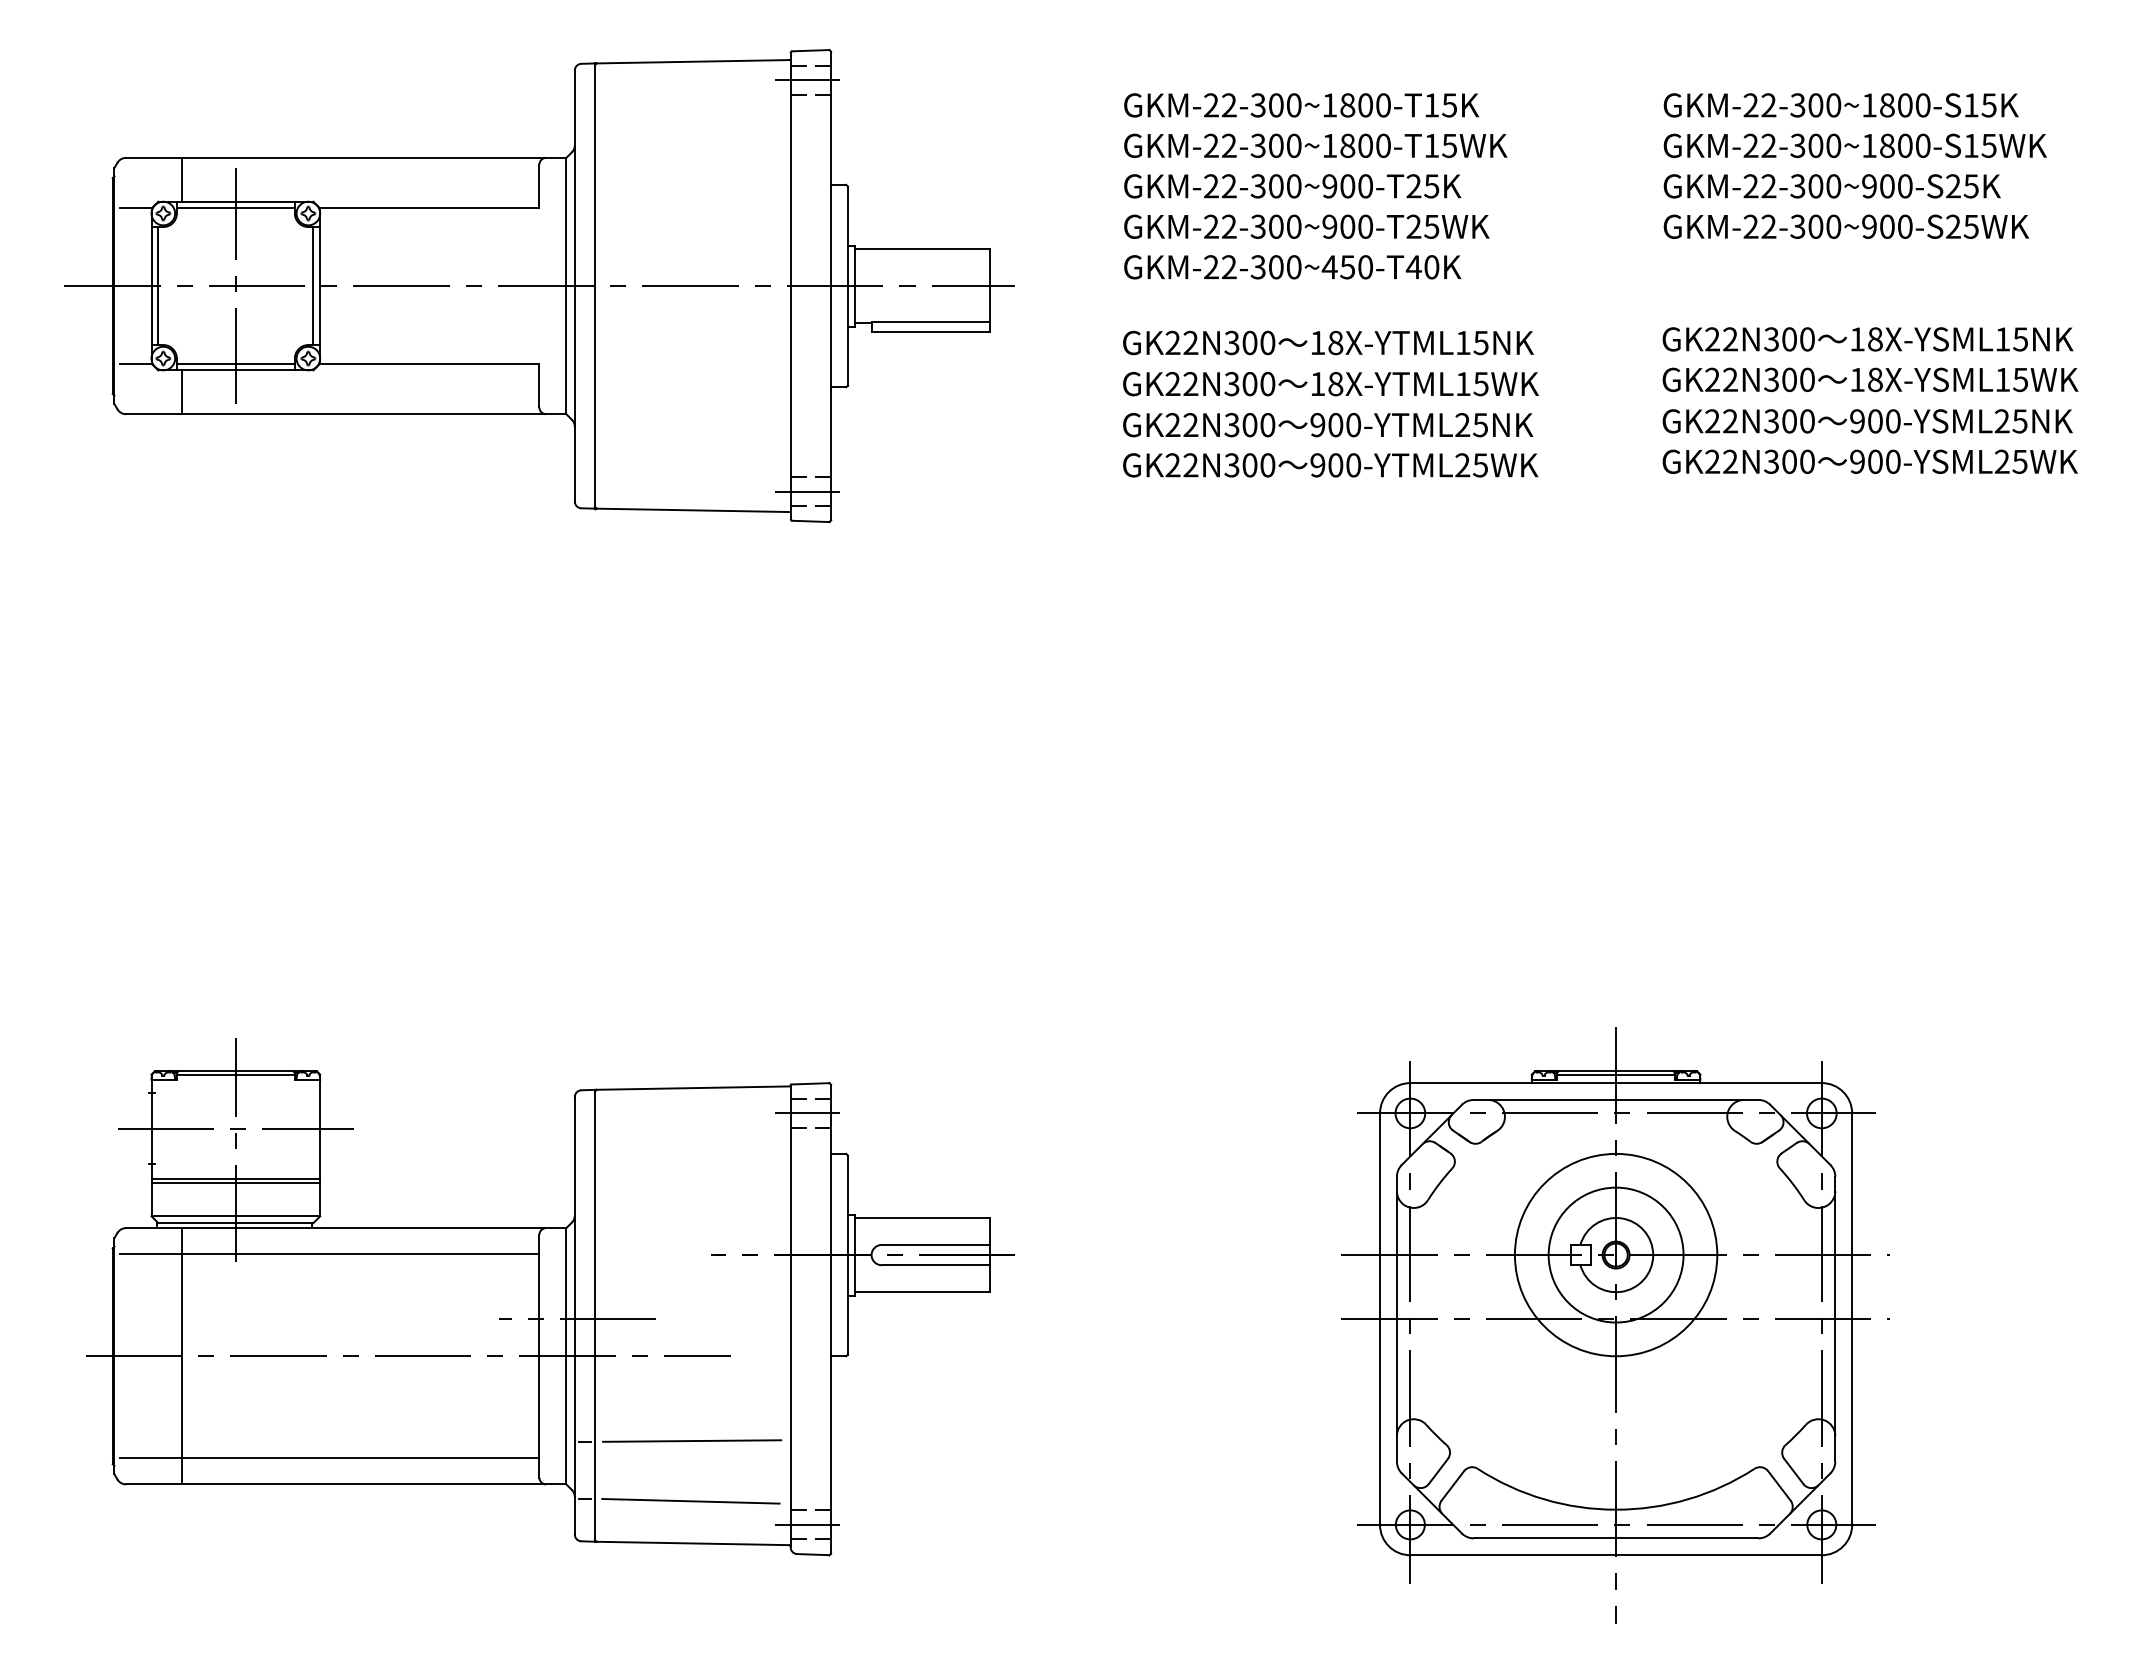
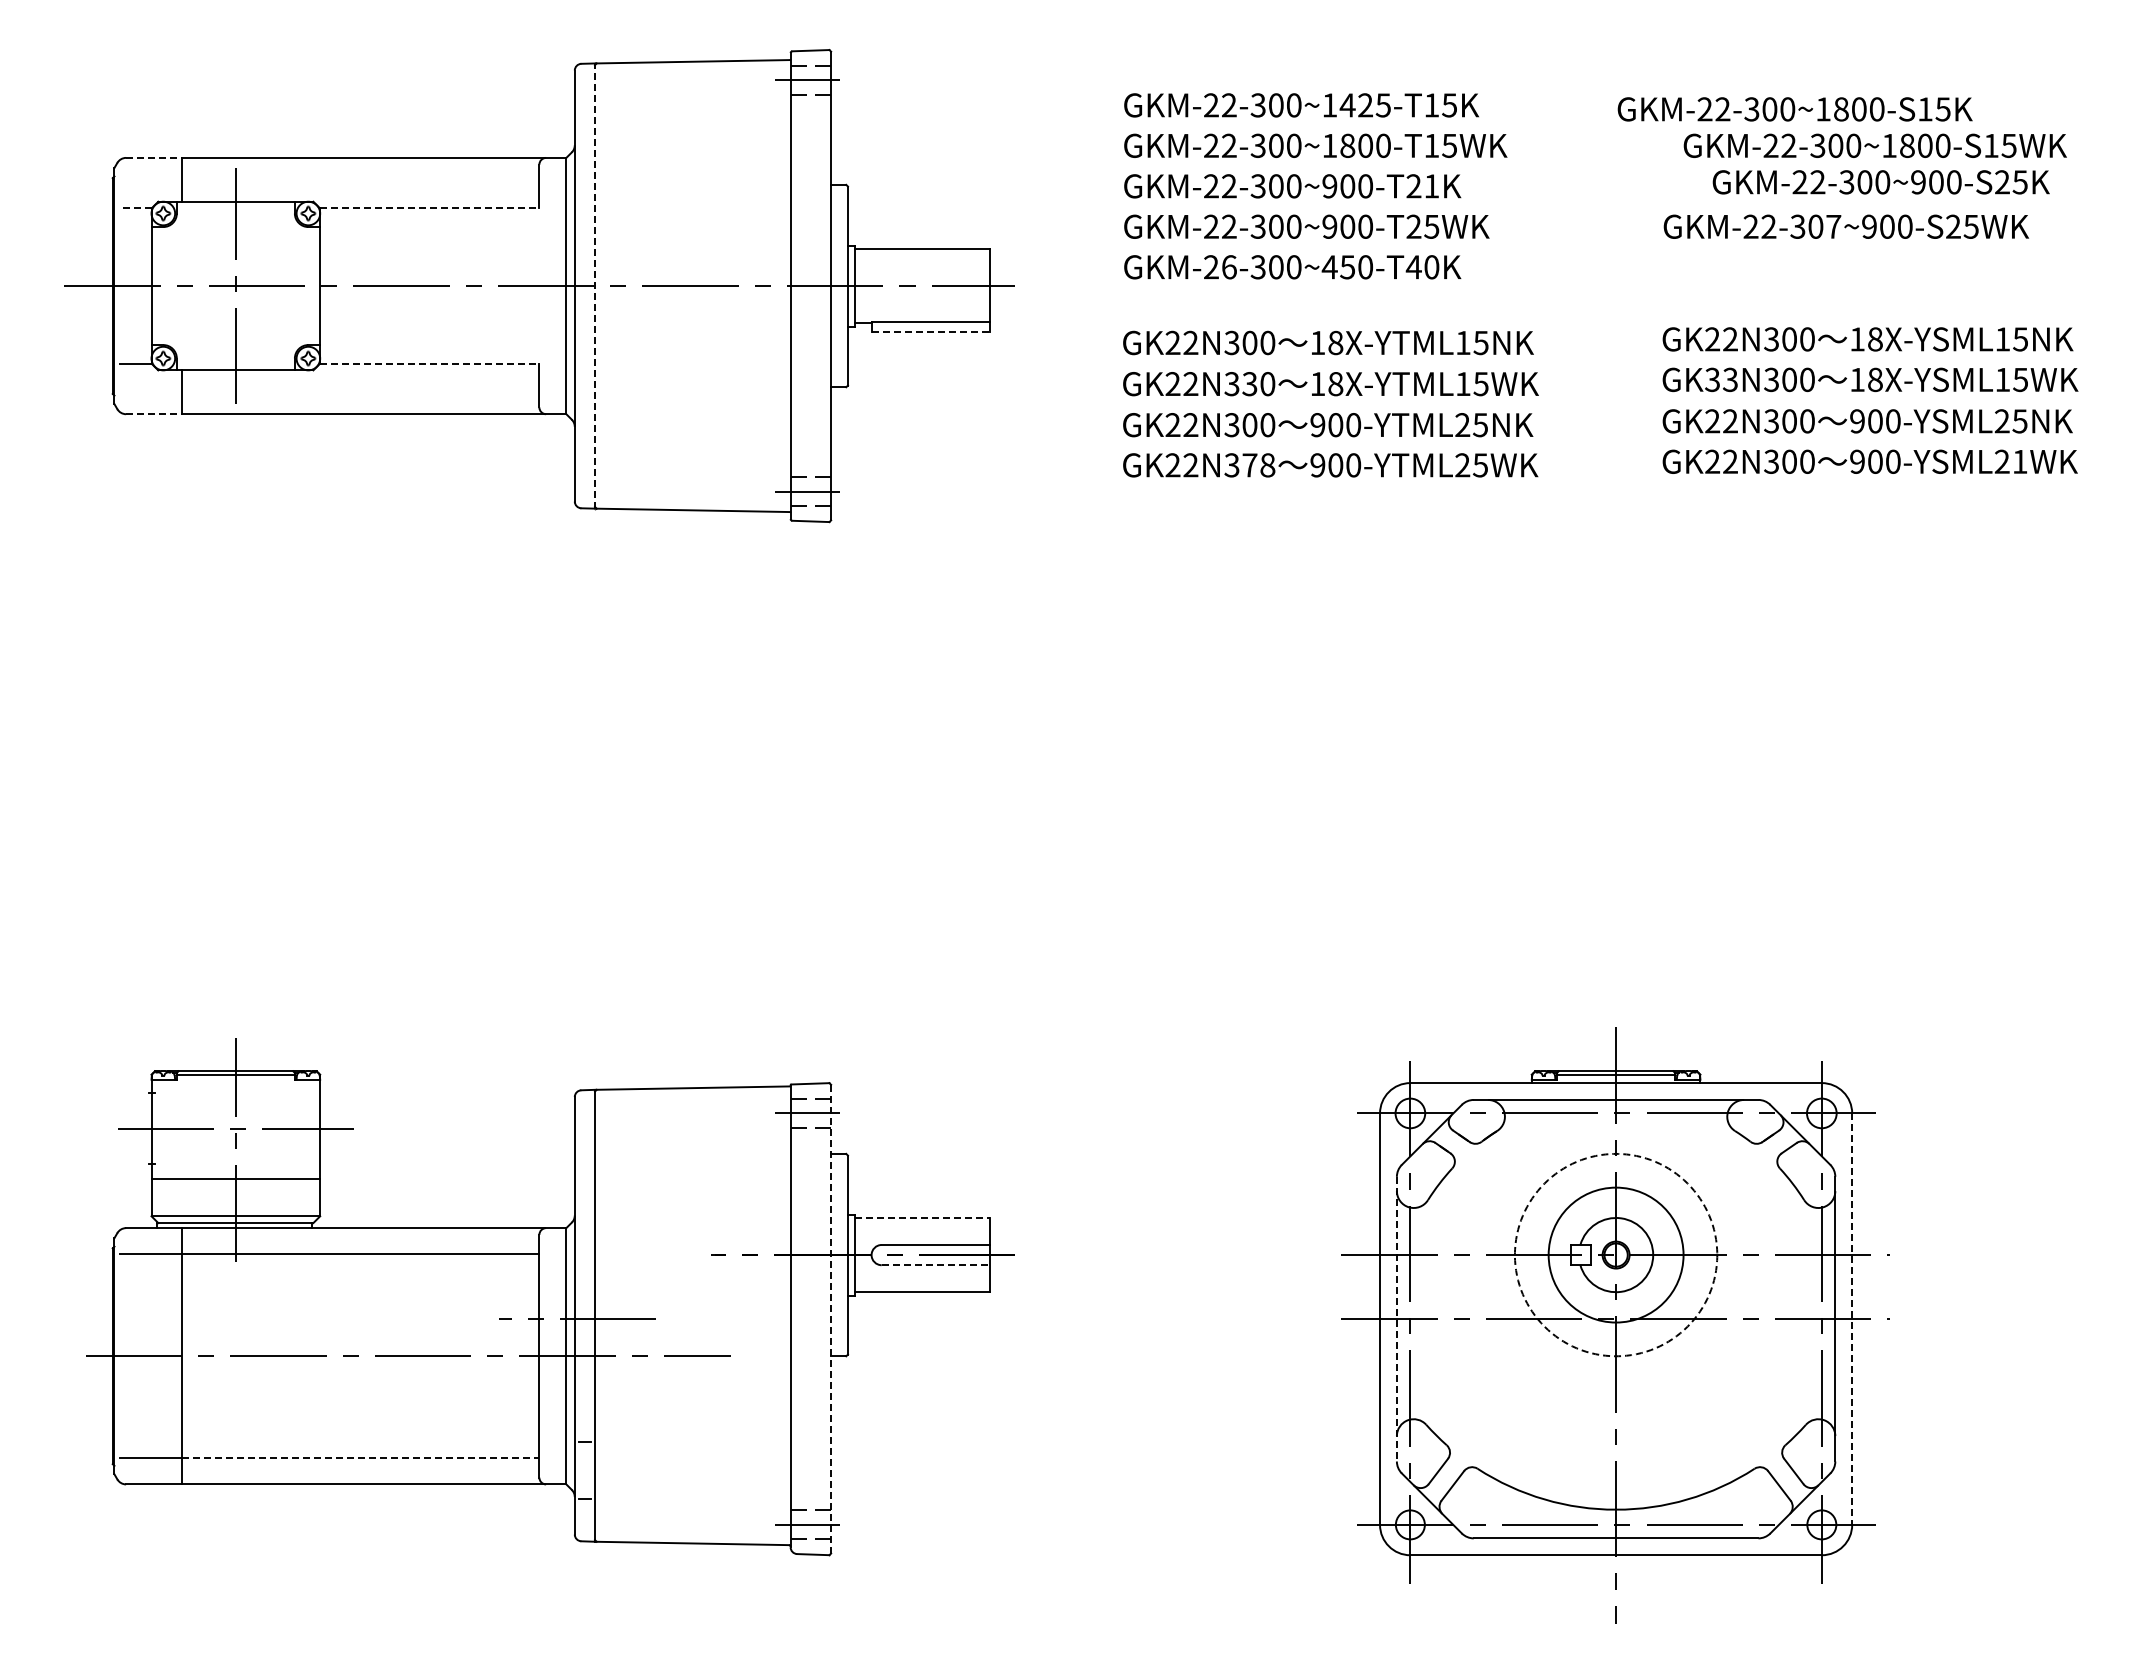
text: GKM-22-300~1800-T15K -> GKM-22-300~1425-T15K (1364, 105)
text position: (1840, 105) -> (1794, 109) (1794, 109)
text position: (1854, 145) -> (1874, 145) (1874, 145)
line: solid -> dashed (154, 157)
text: GKM-22-300~900-T25K -> GKM-22-300~900-T21K (1431, 186)
text position: (1831, 186) -> (1880, 182) (1880, 182)
line: solid -> dashed (135, 208)
line: present -> none (235, 208)
line: solid -> dashed (429, 208)
text: GKM-22-300~900-S25WK -> GKM-22-307~900-S25WK (1833, 226)
text: GKM-22-300~450-T40K -> GKM-26-300~450-T40K (1229, 267)
line: present -> none (158, 286)
line: present -> none (313, 286)
line: solid -> dashed (595, 286)
line: solid -> dashed (931, 331)
line: present -> none (235, 363)
line: solid -> dashed (429, 363)
text: GK22N300 -> GK33N300 (1721, 380)
text: GK22N300 -> GK22N330 (1249, 384)
line: solid -> dashed (154, 414)
text: 900-YSML25WK -> 900-YSML21WK (2019, 461)
text: GK22N300 -> GK22N378 (1258, 465)
line: present -> none (235, 1182)
line: solid -> dashed (922, 1217)
circle: solid -> dashed (1615, 1254)
line: solid -> dashed (935, 1265)
line: solid -> dashed (831, 1319)
line: solid -> dashed (1396, 1319)
line: solid -> dashed (1852, 1319)
line: present -> none (692, 1440)
line: solid -> dashed (360, 1458)
line: present -> none (690, 1500)
